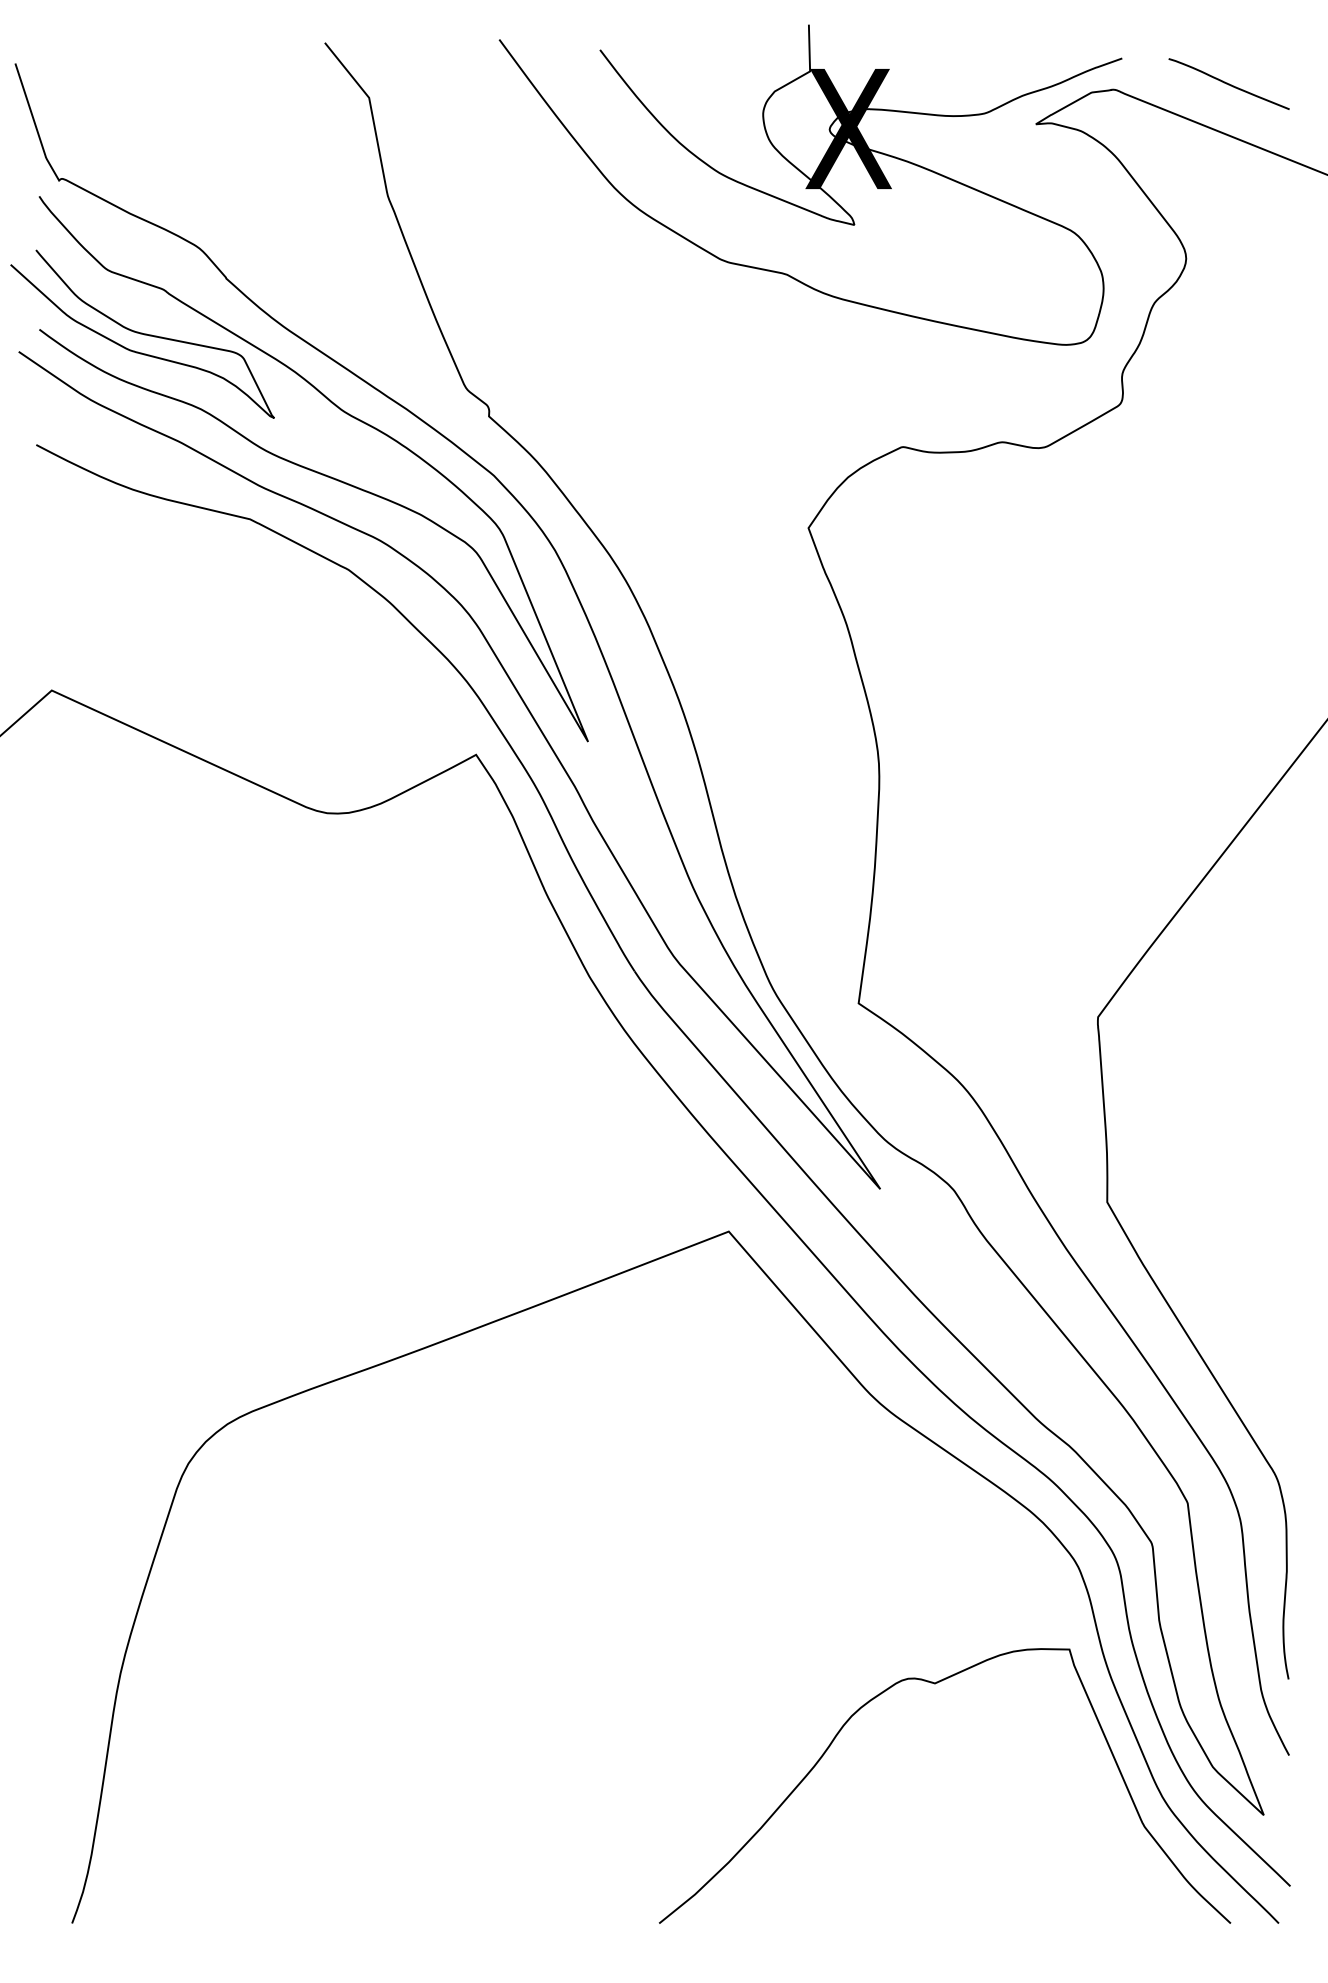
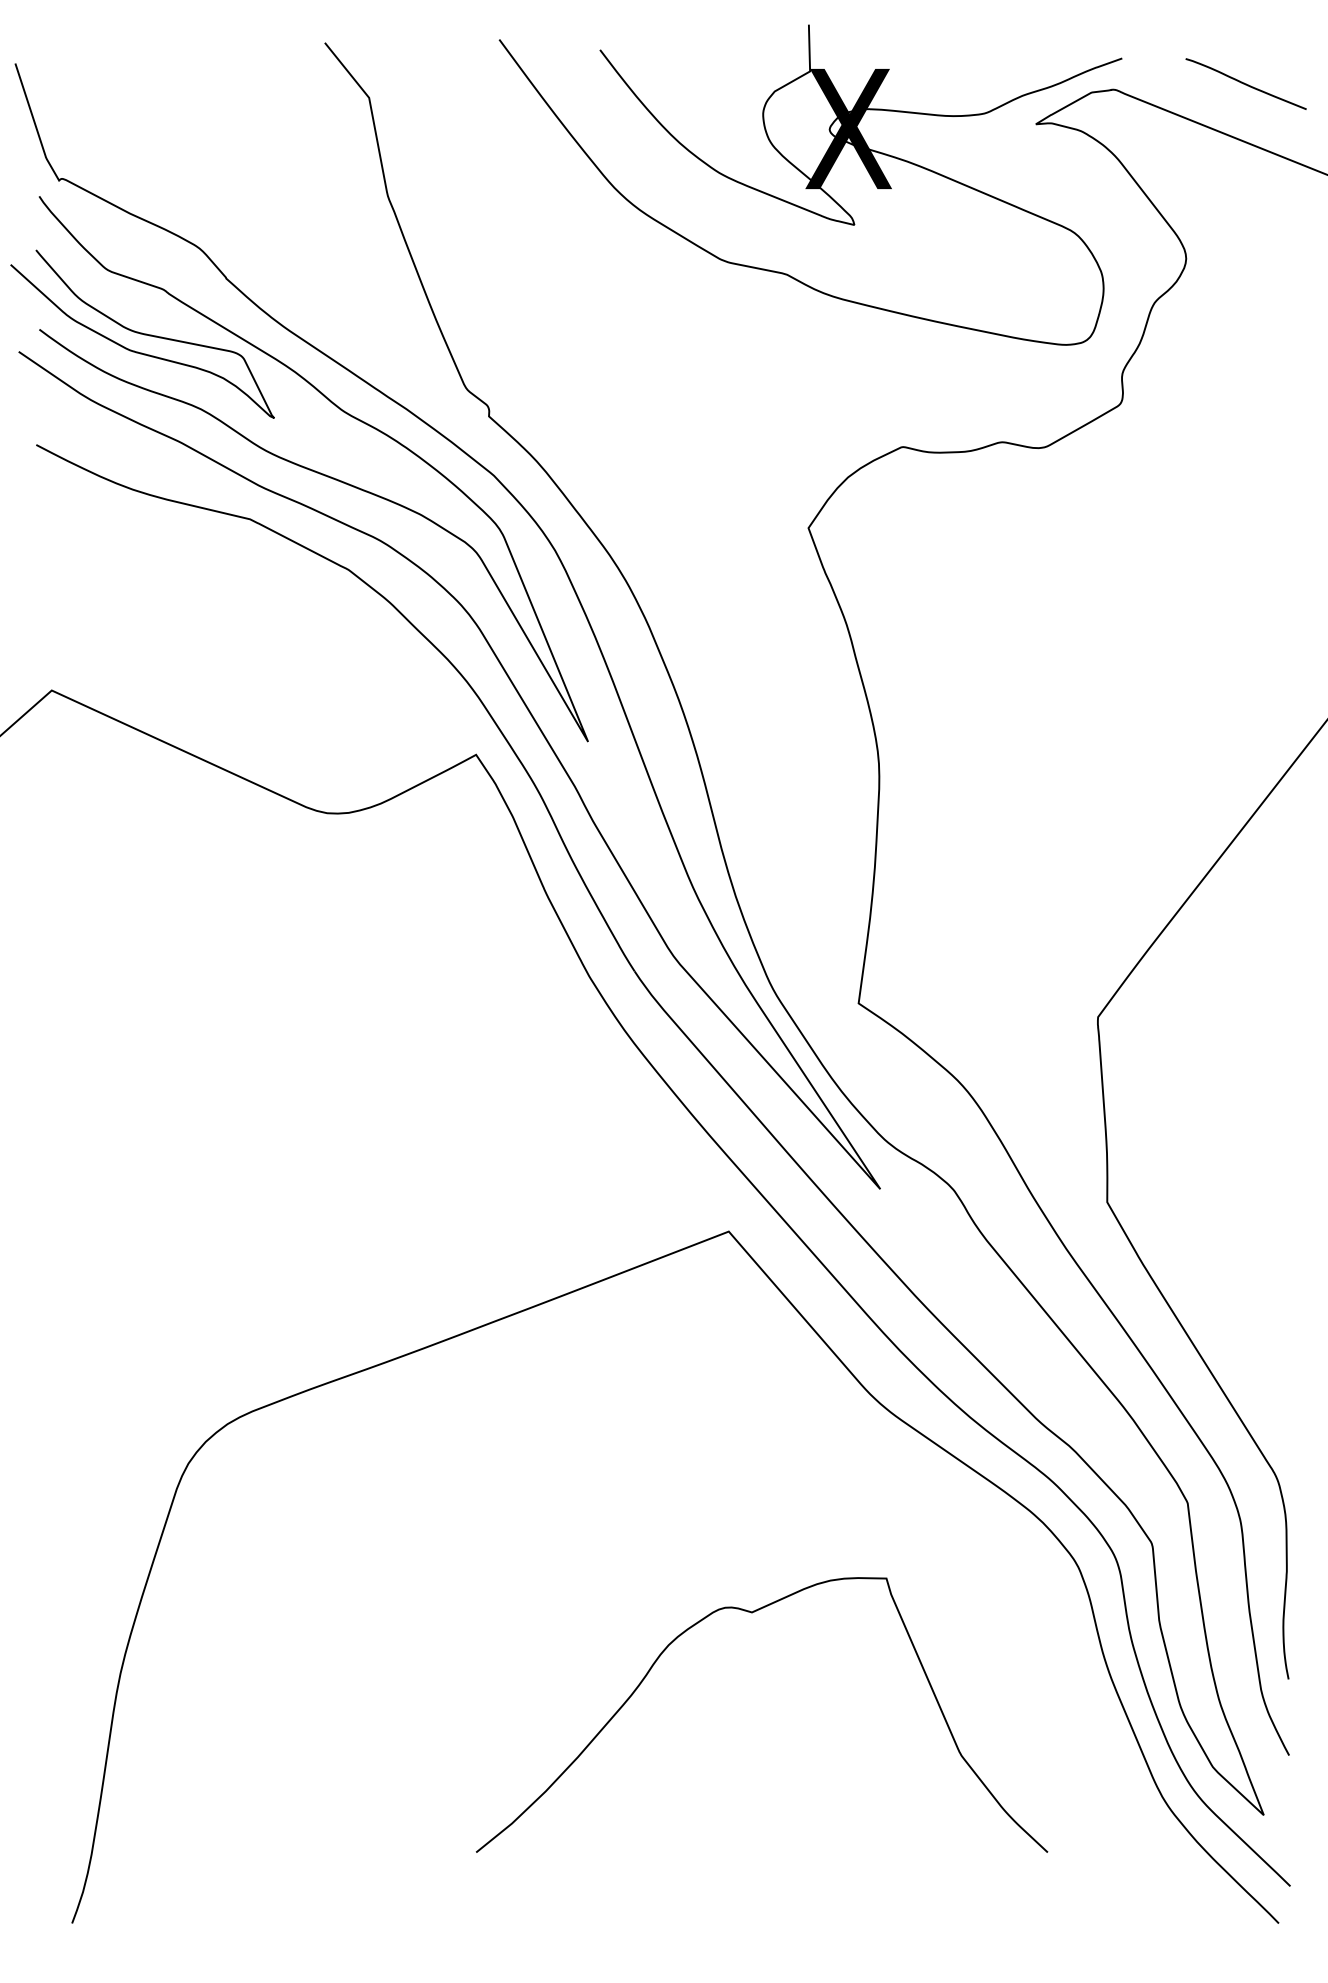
curve position: (1228, 83) -> (1245, 83) (1245, 83)
curve position: (935, 1684) -> (752, 1613) (752, 1613)
